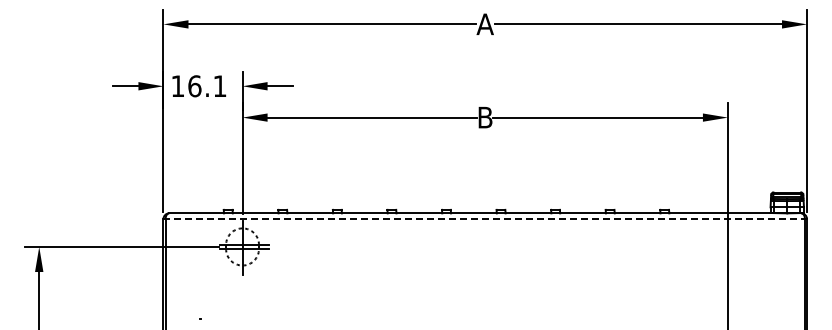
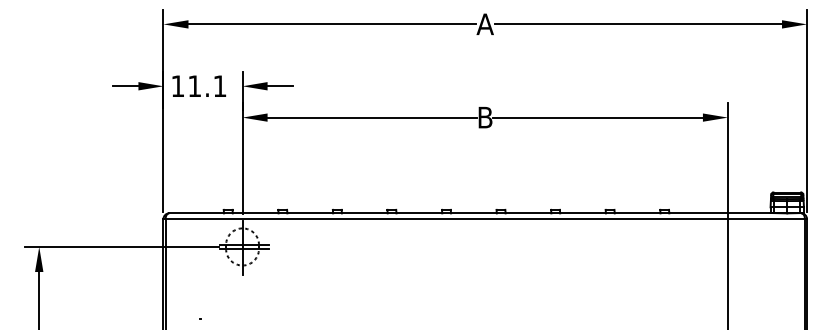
text: 16.1 -> 11.1 (194, 86)
line: dashed -> solid (485, 219)
